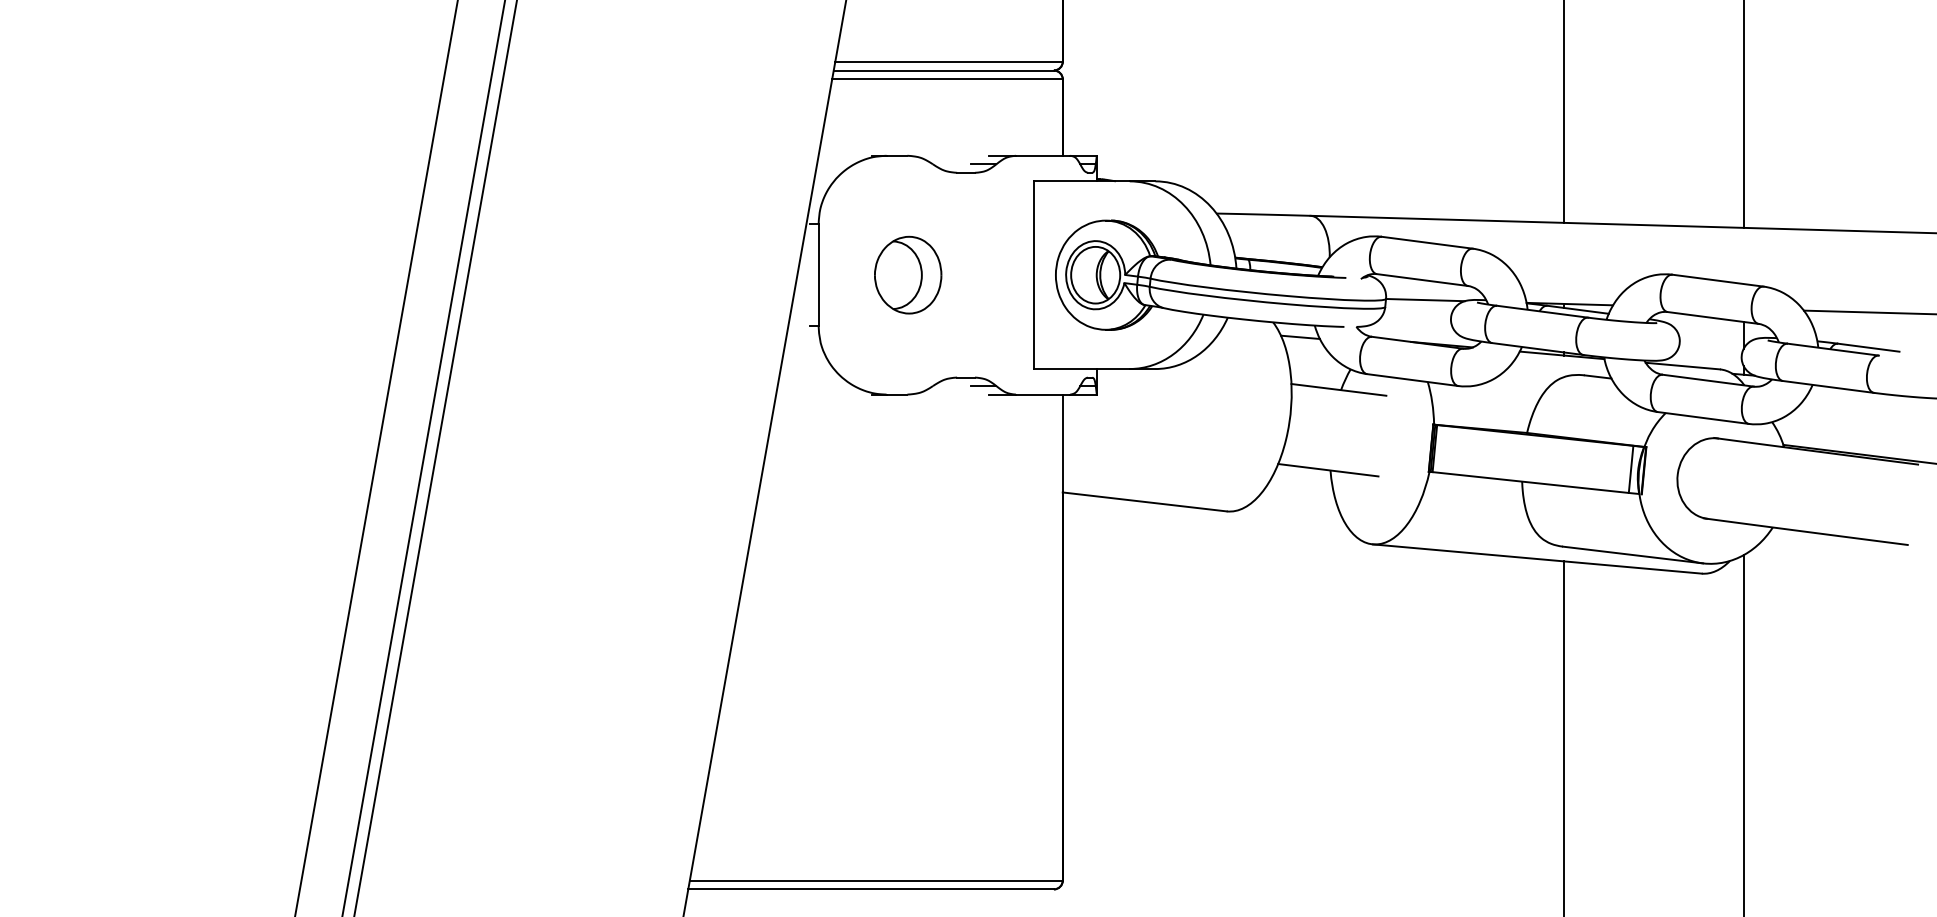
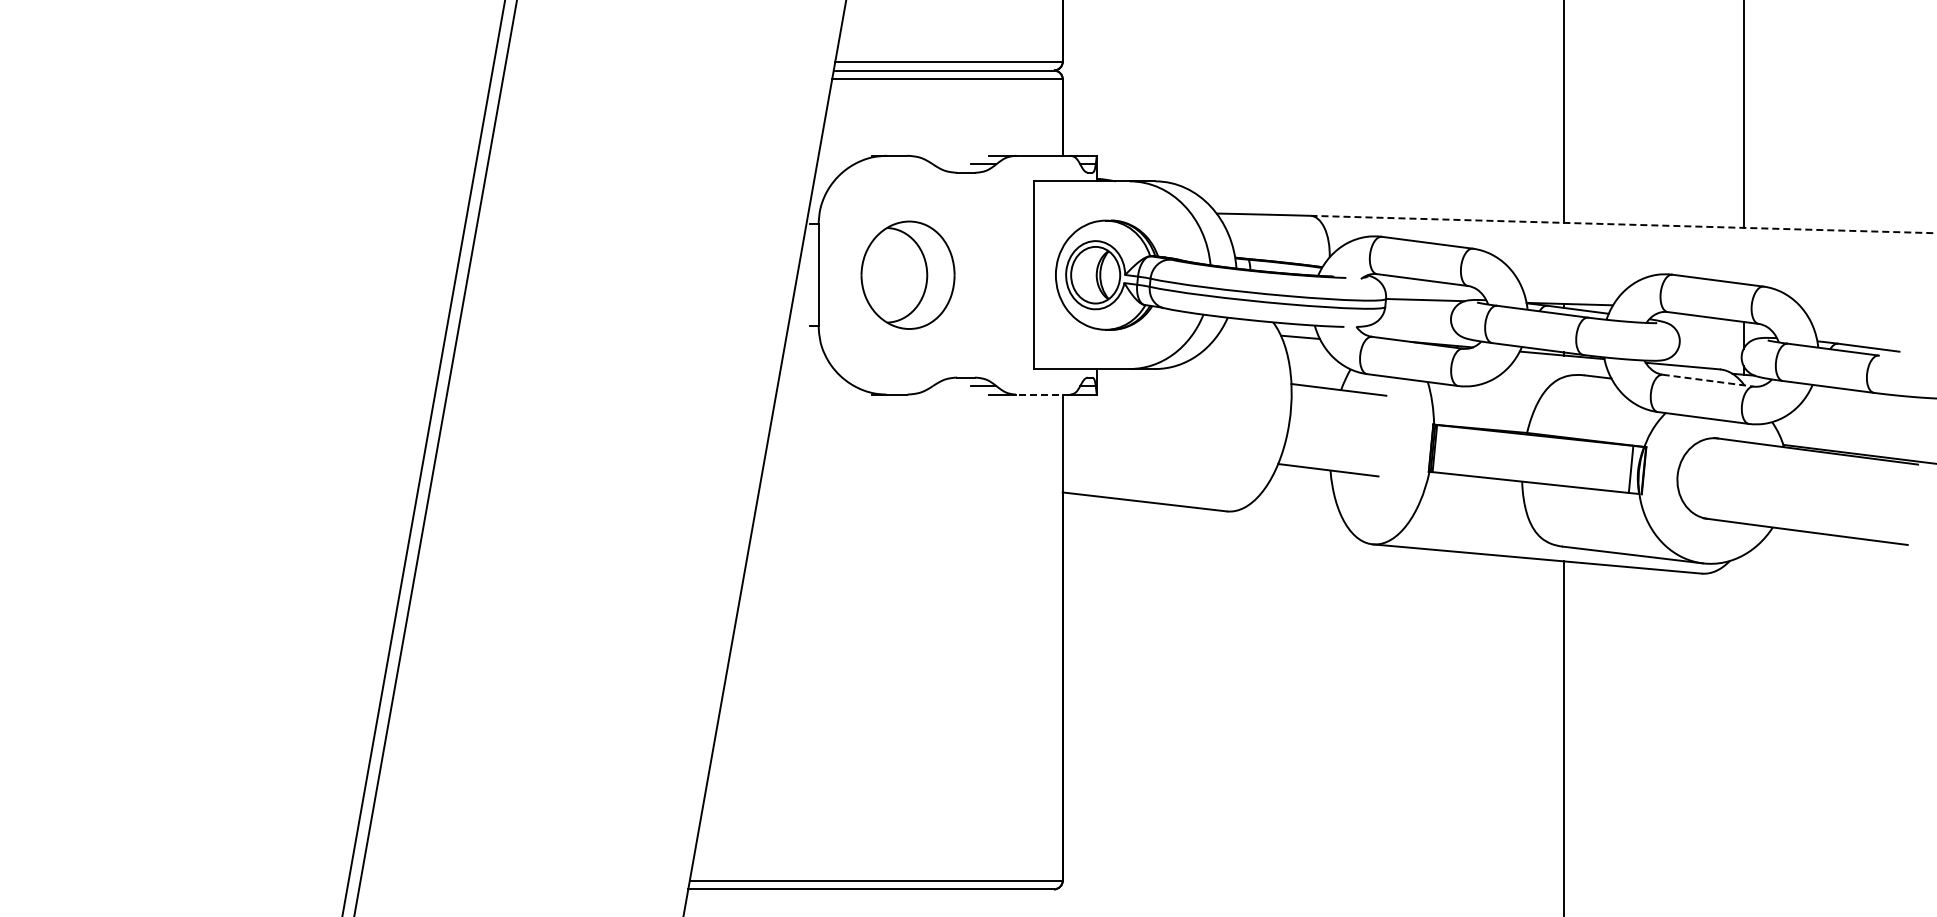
line: solid -> dashed (1623, 224)
part size: 69x80 px -> 96x110 px (907, 274)
line: present -> none (1868, 312)
line: solid -> dashed (1708, 380)
line: solid -> dashed (1042, 394)
line: present -> none (376, 457)
line: present -> none (1743, 734)
